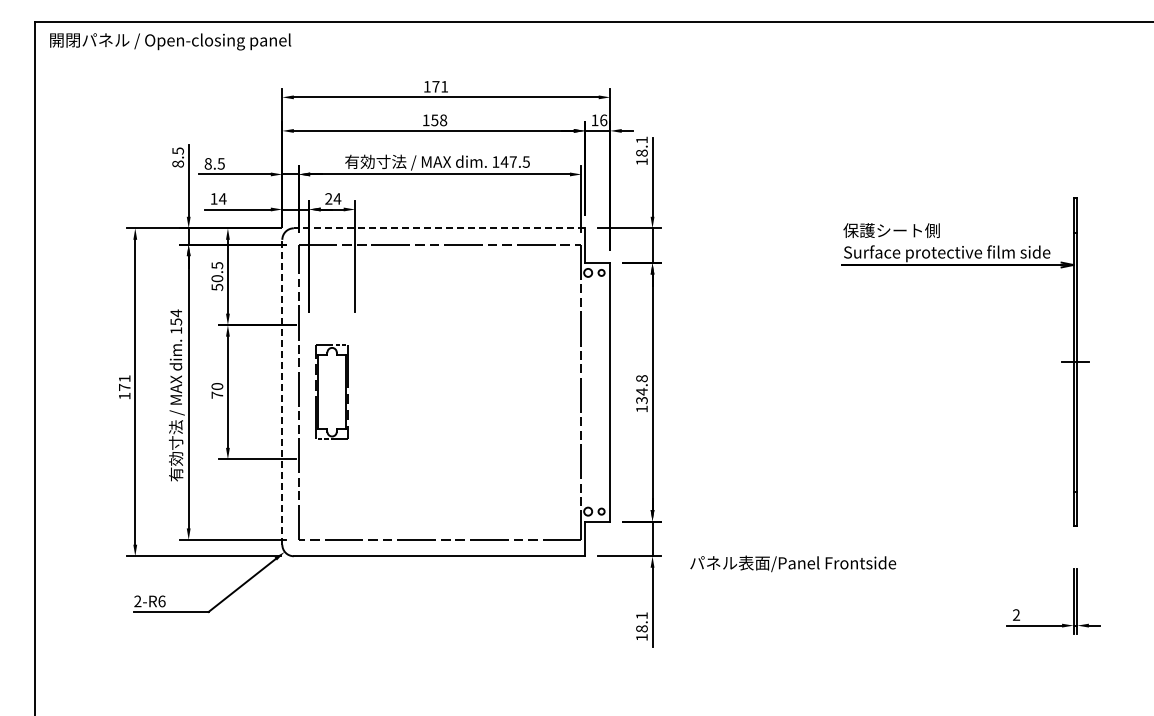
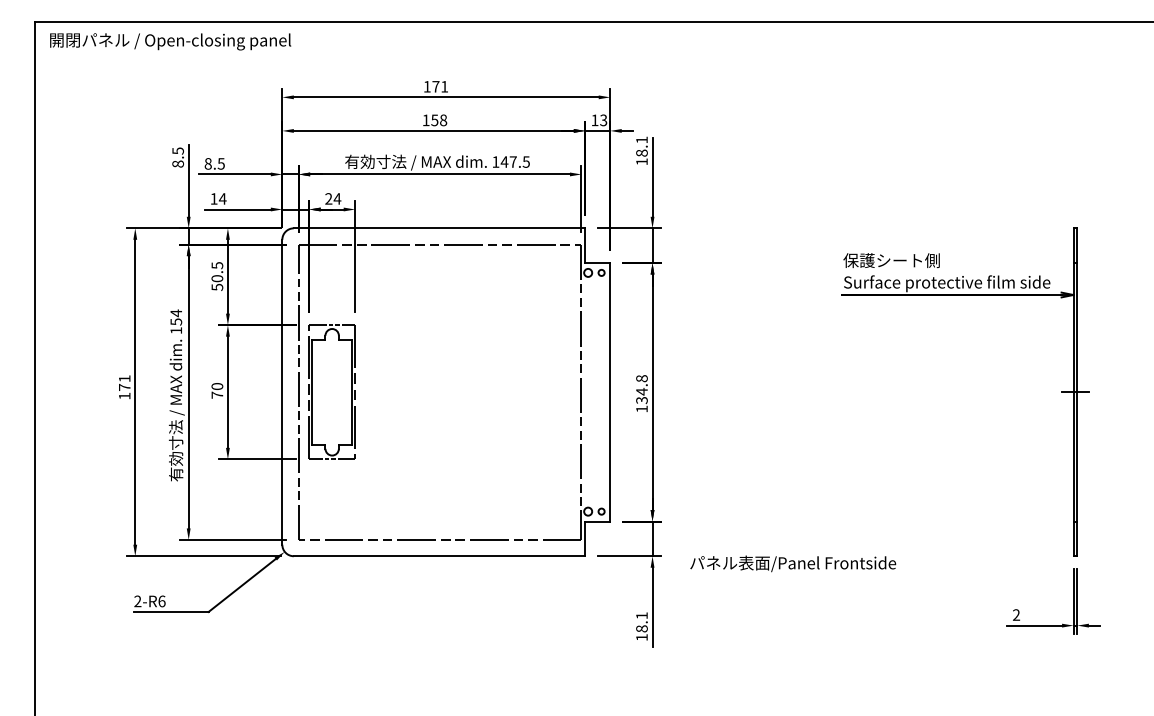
text: 16 -> 13 (603, 120)
line: dashed -> solid (439, 228)
part position: (965, 265) -> (965, 295) (965, 295)
line: dashed -> solid (282, 391)
part size: 34x96 px -> 48x136 px (331, 391)
